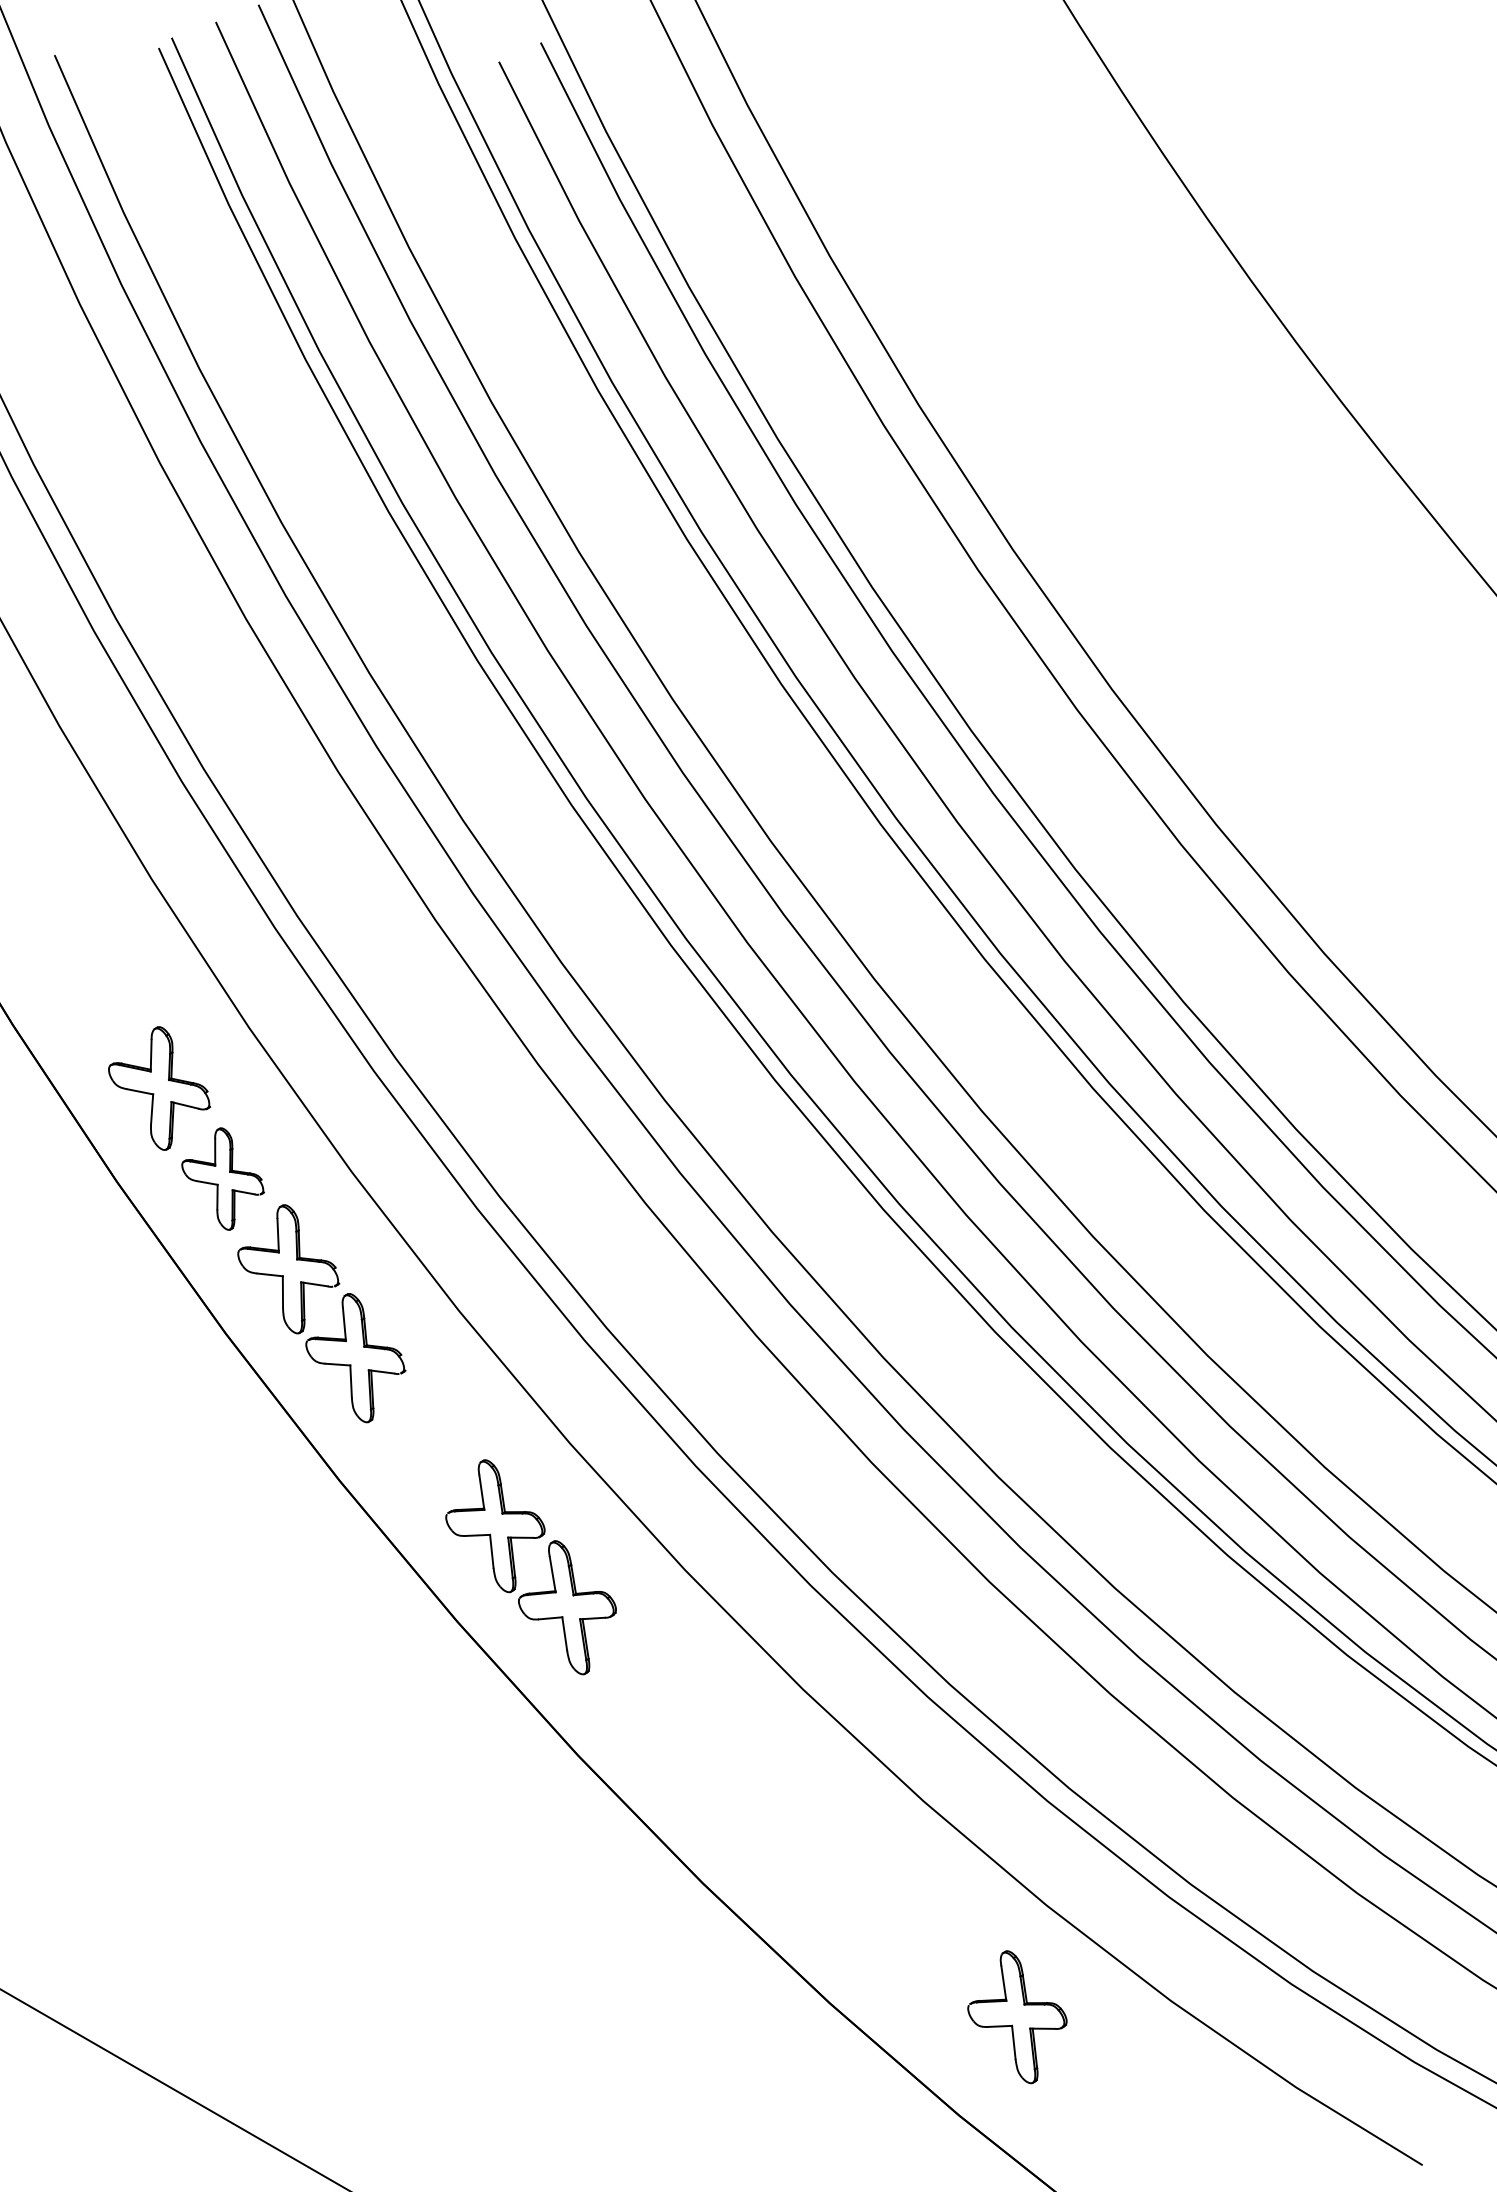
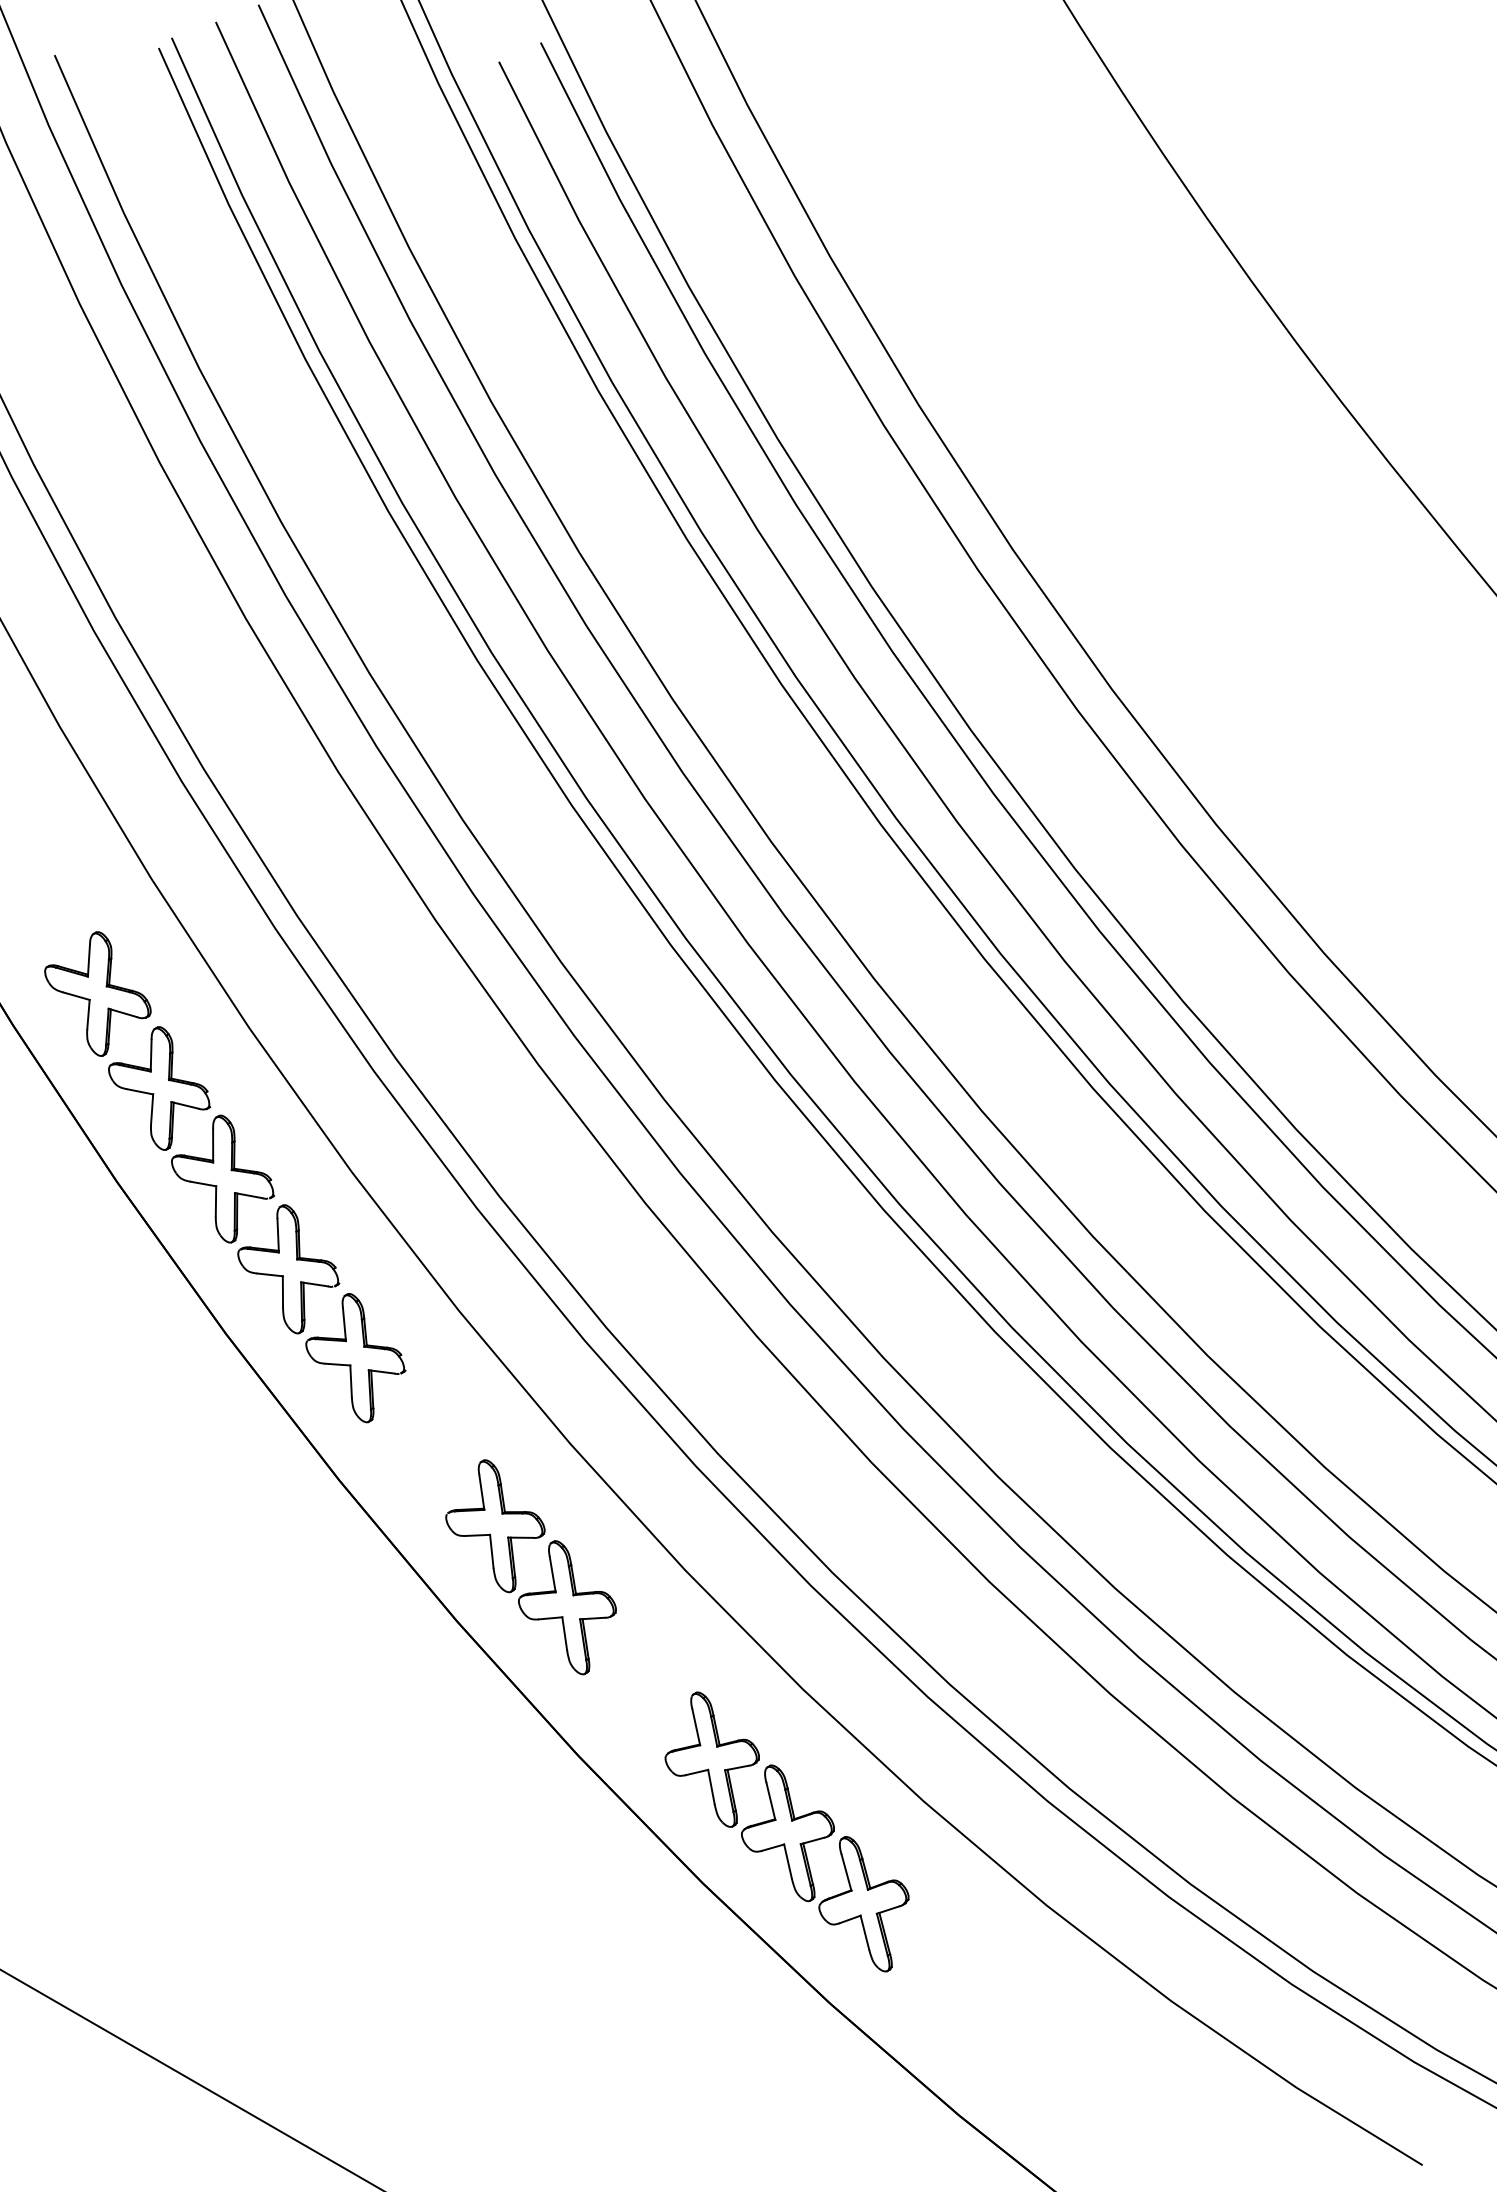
part: none -> present (97, 993)
part size: 84x104 px -> 105x130 px (223, 1178)
part: none -> present (786, 1831)
part: present -> none (1017, 2017)
line position: (173, 2089) -> (190, 2079) (190, 2079)
